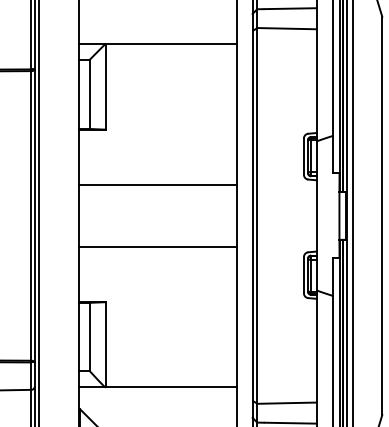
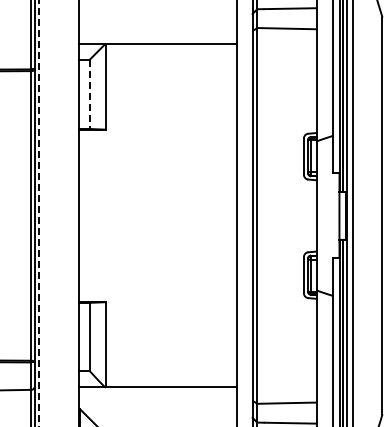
line: solid -> dashed (89, 94)
line: present -> none (157, 185)
line: solid -> dashed (39, 213)
line: present -> none (157, 246)
